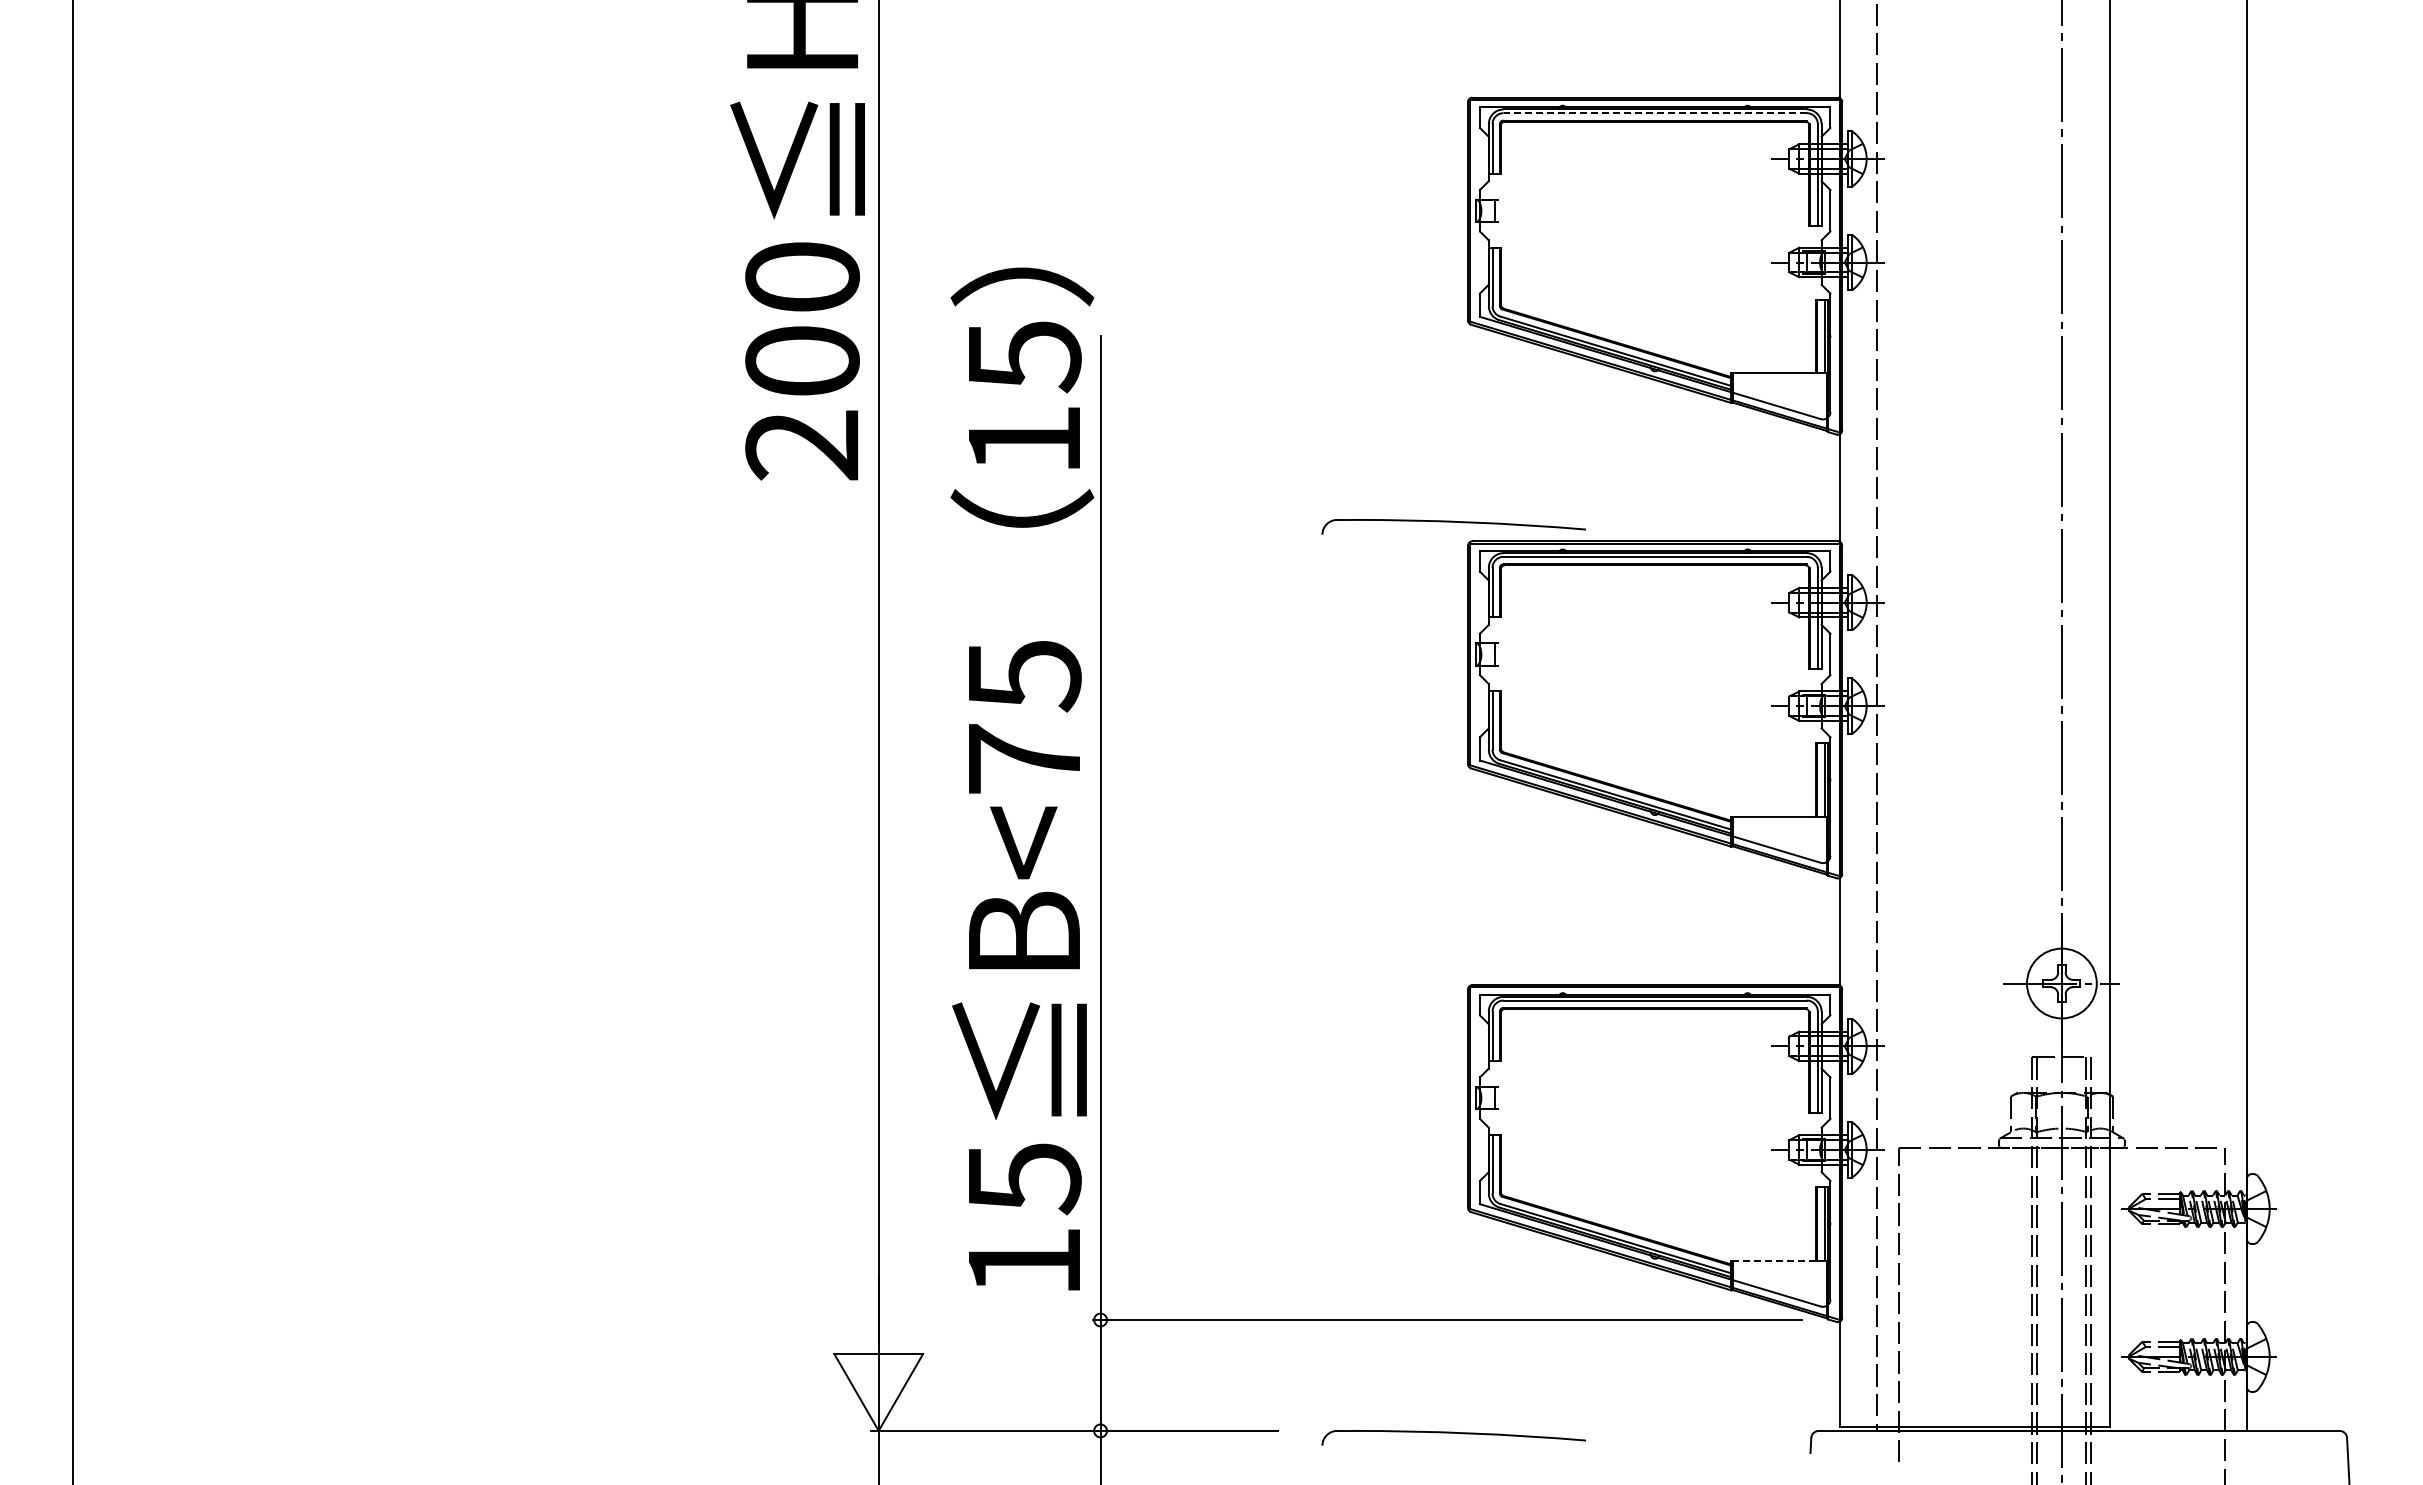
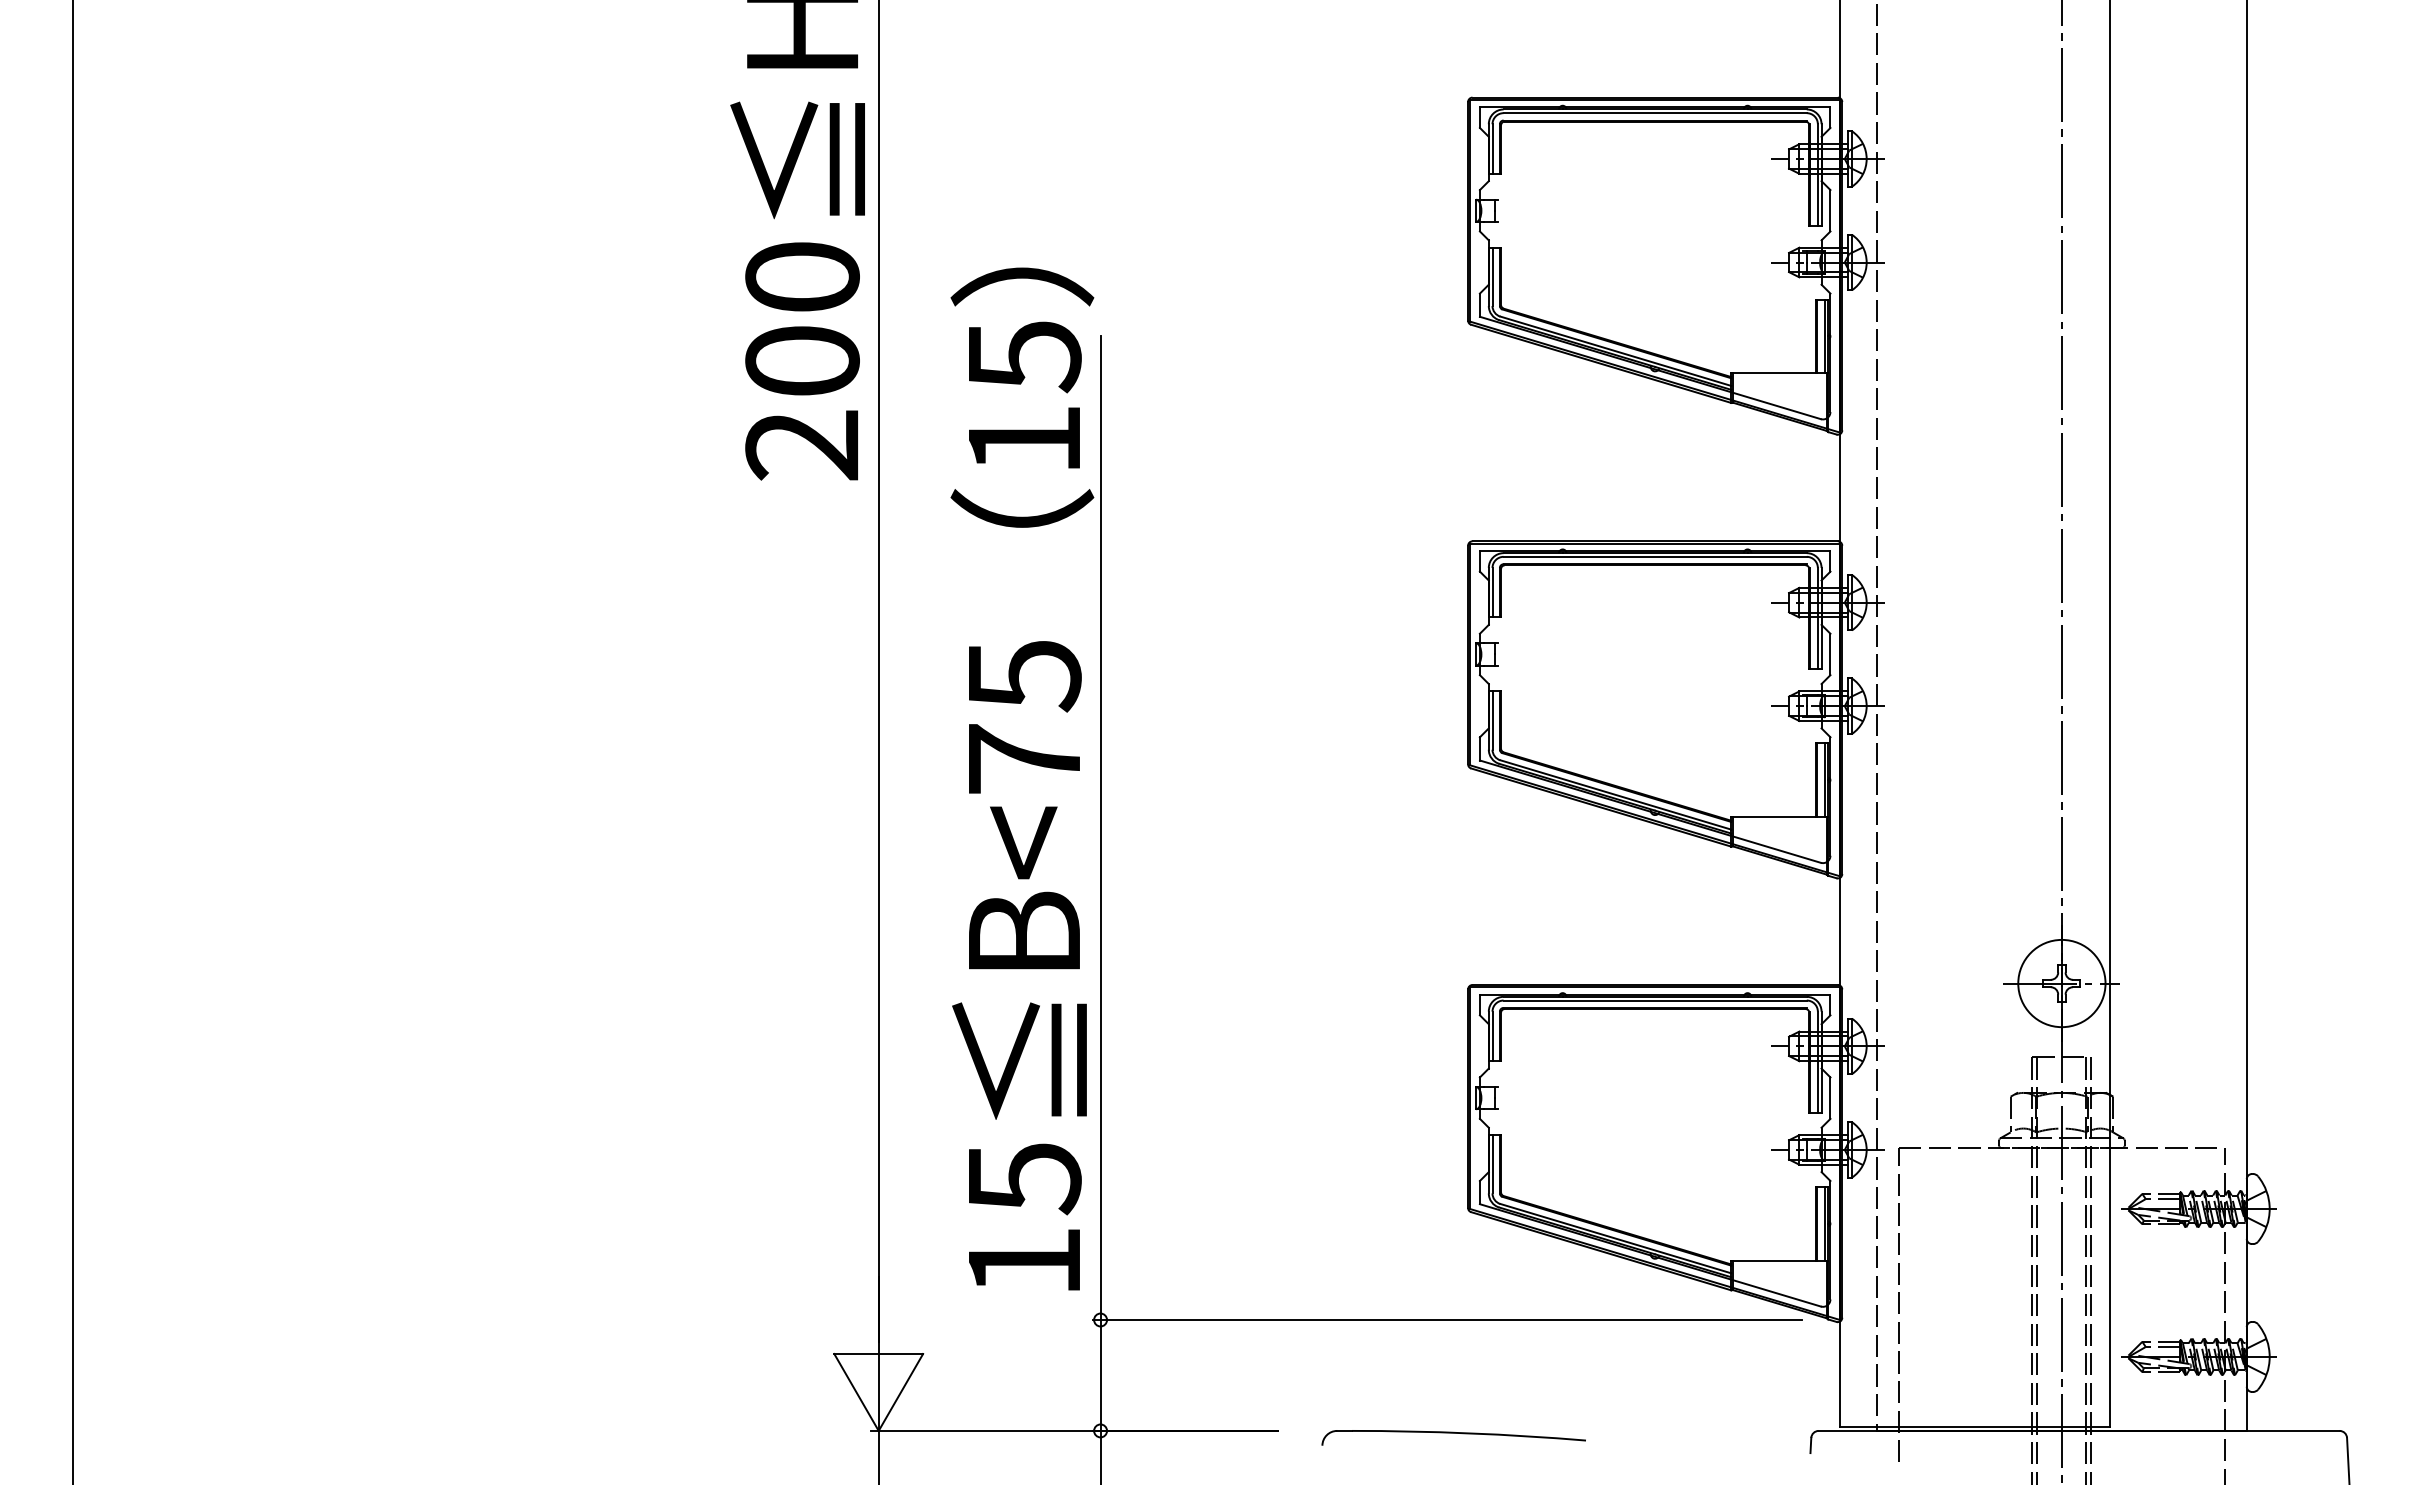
line: dashed -> solid (1655, 113)
part: present -> none (1453, 526)
circle diameter: 70 px -> 87 px (2061, 983)
line: dashed -> solid (1773, 1260)
